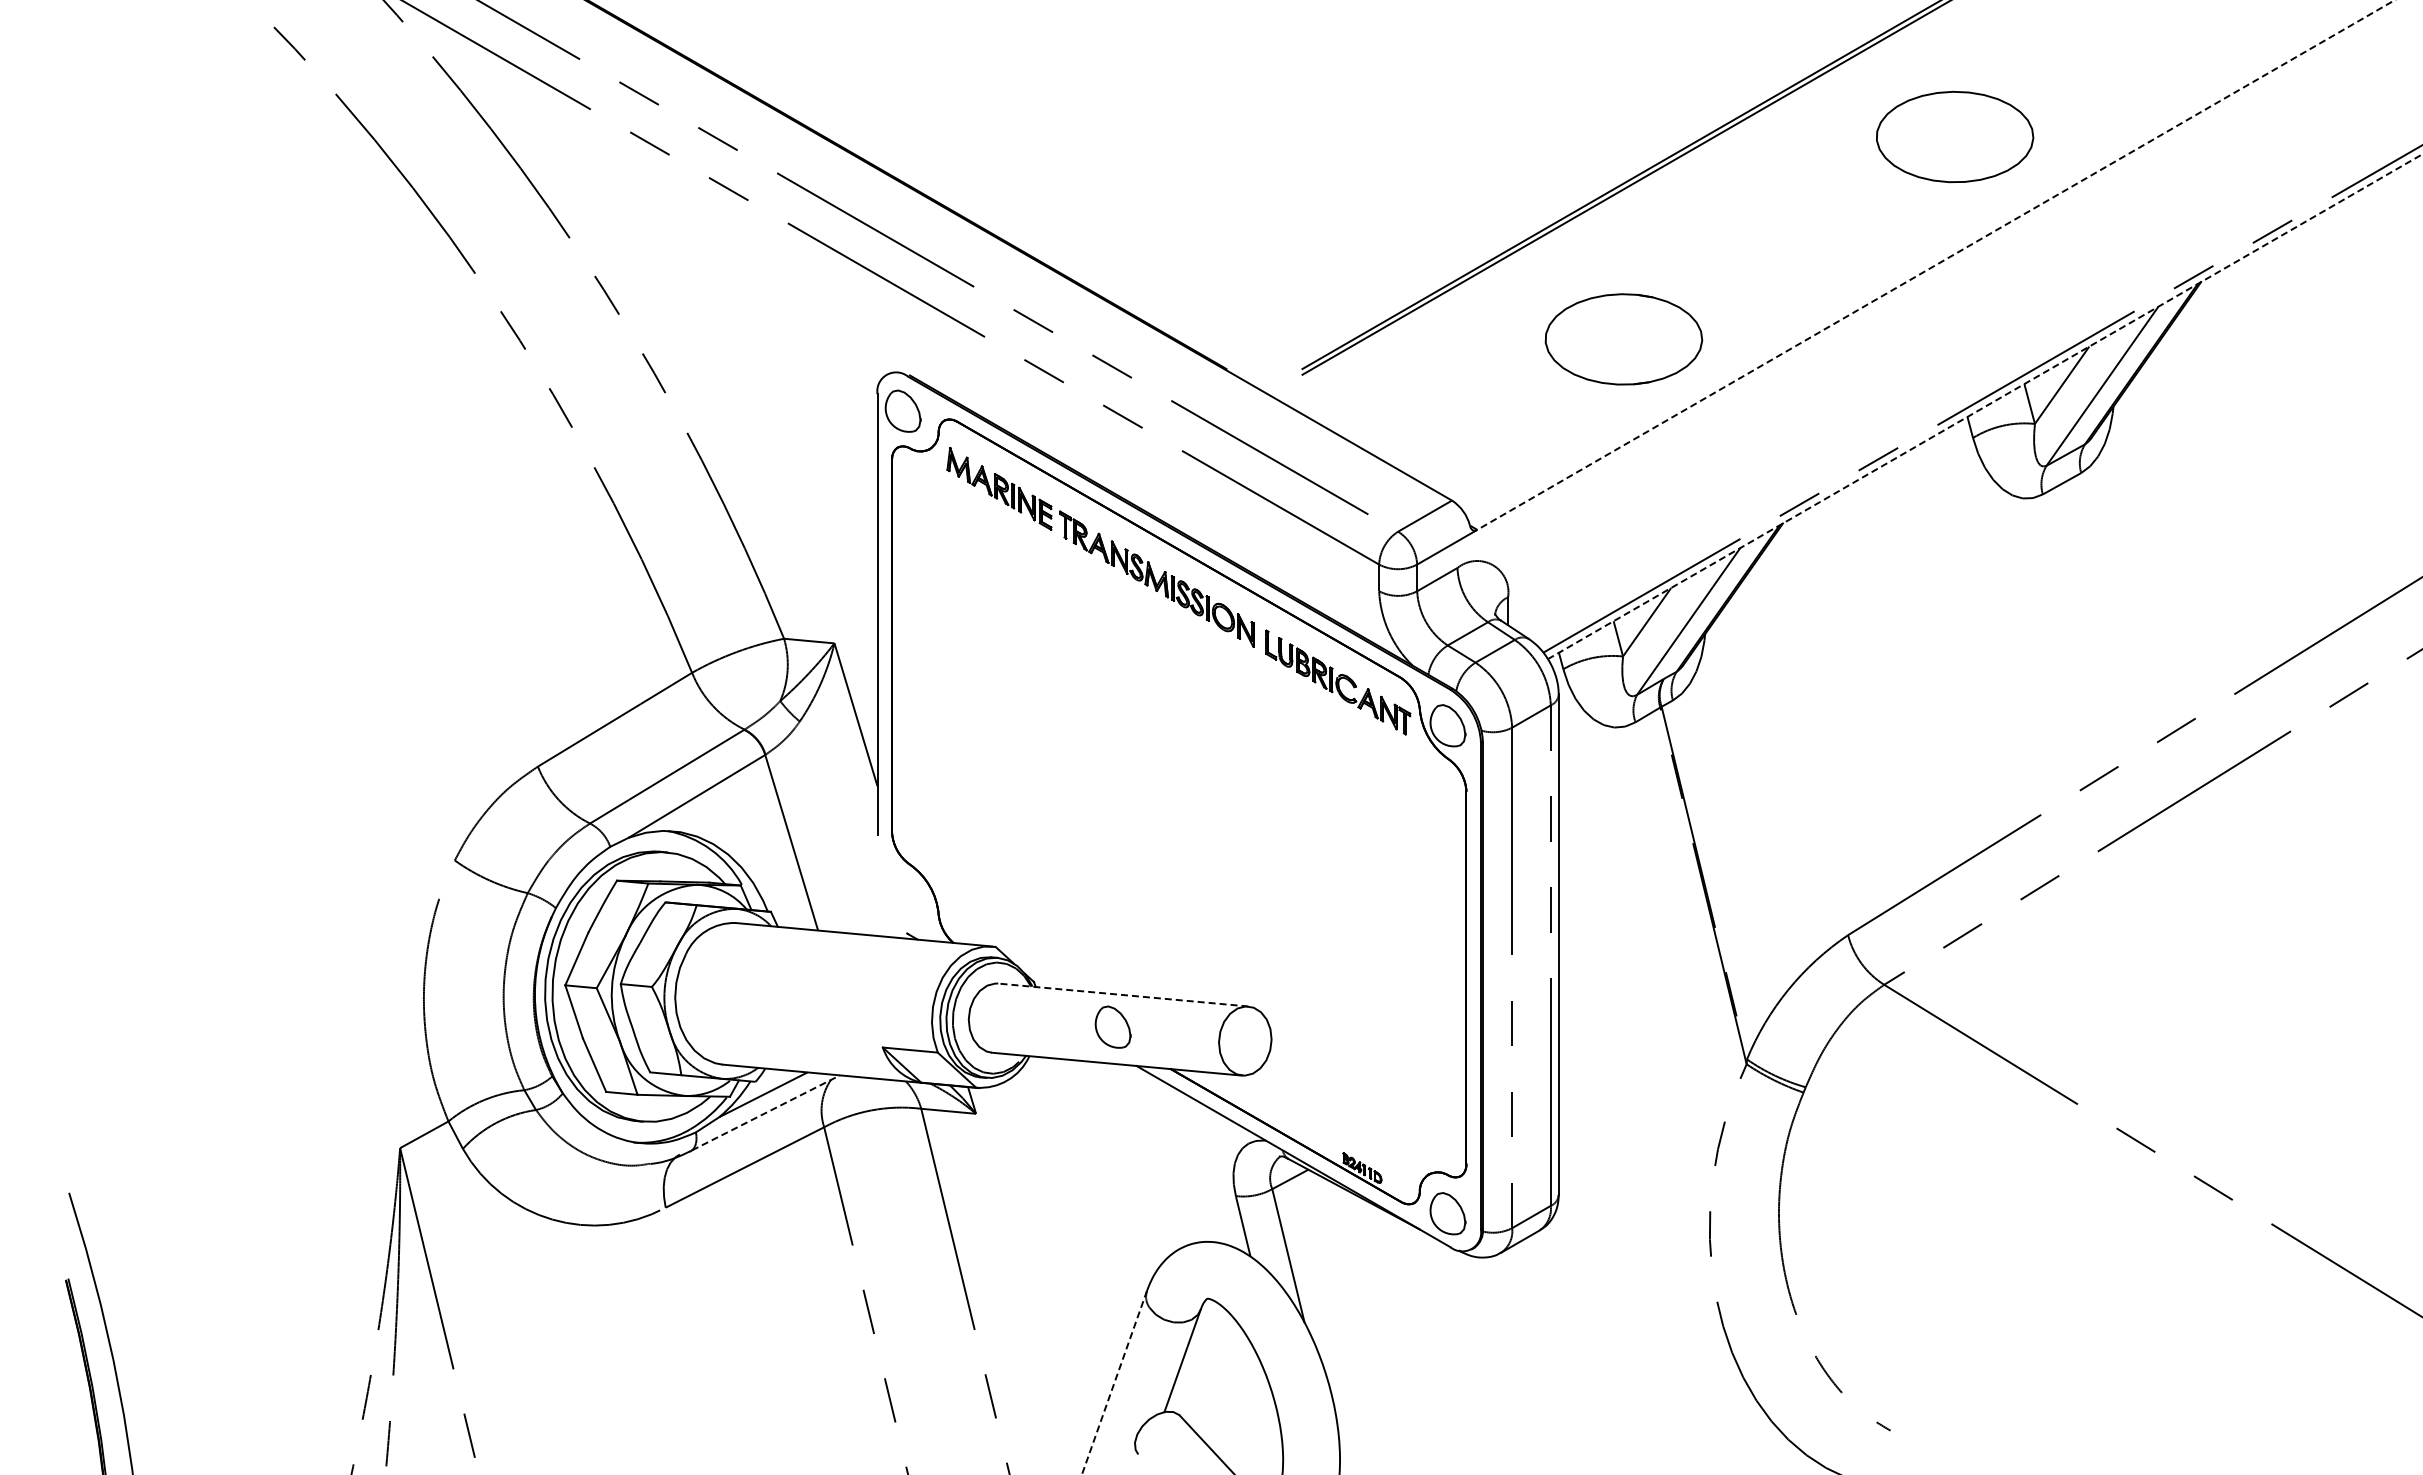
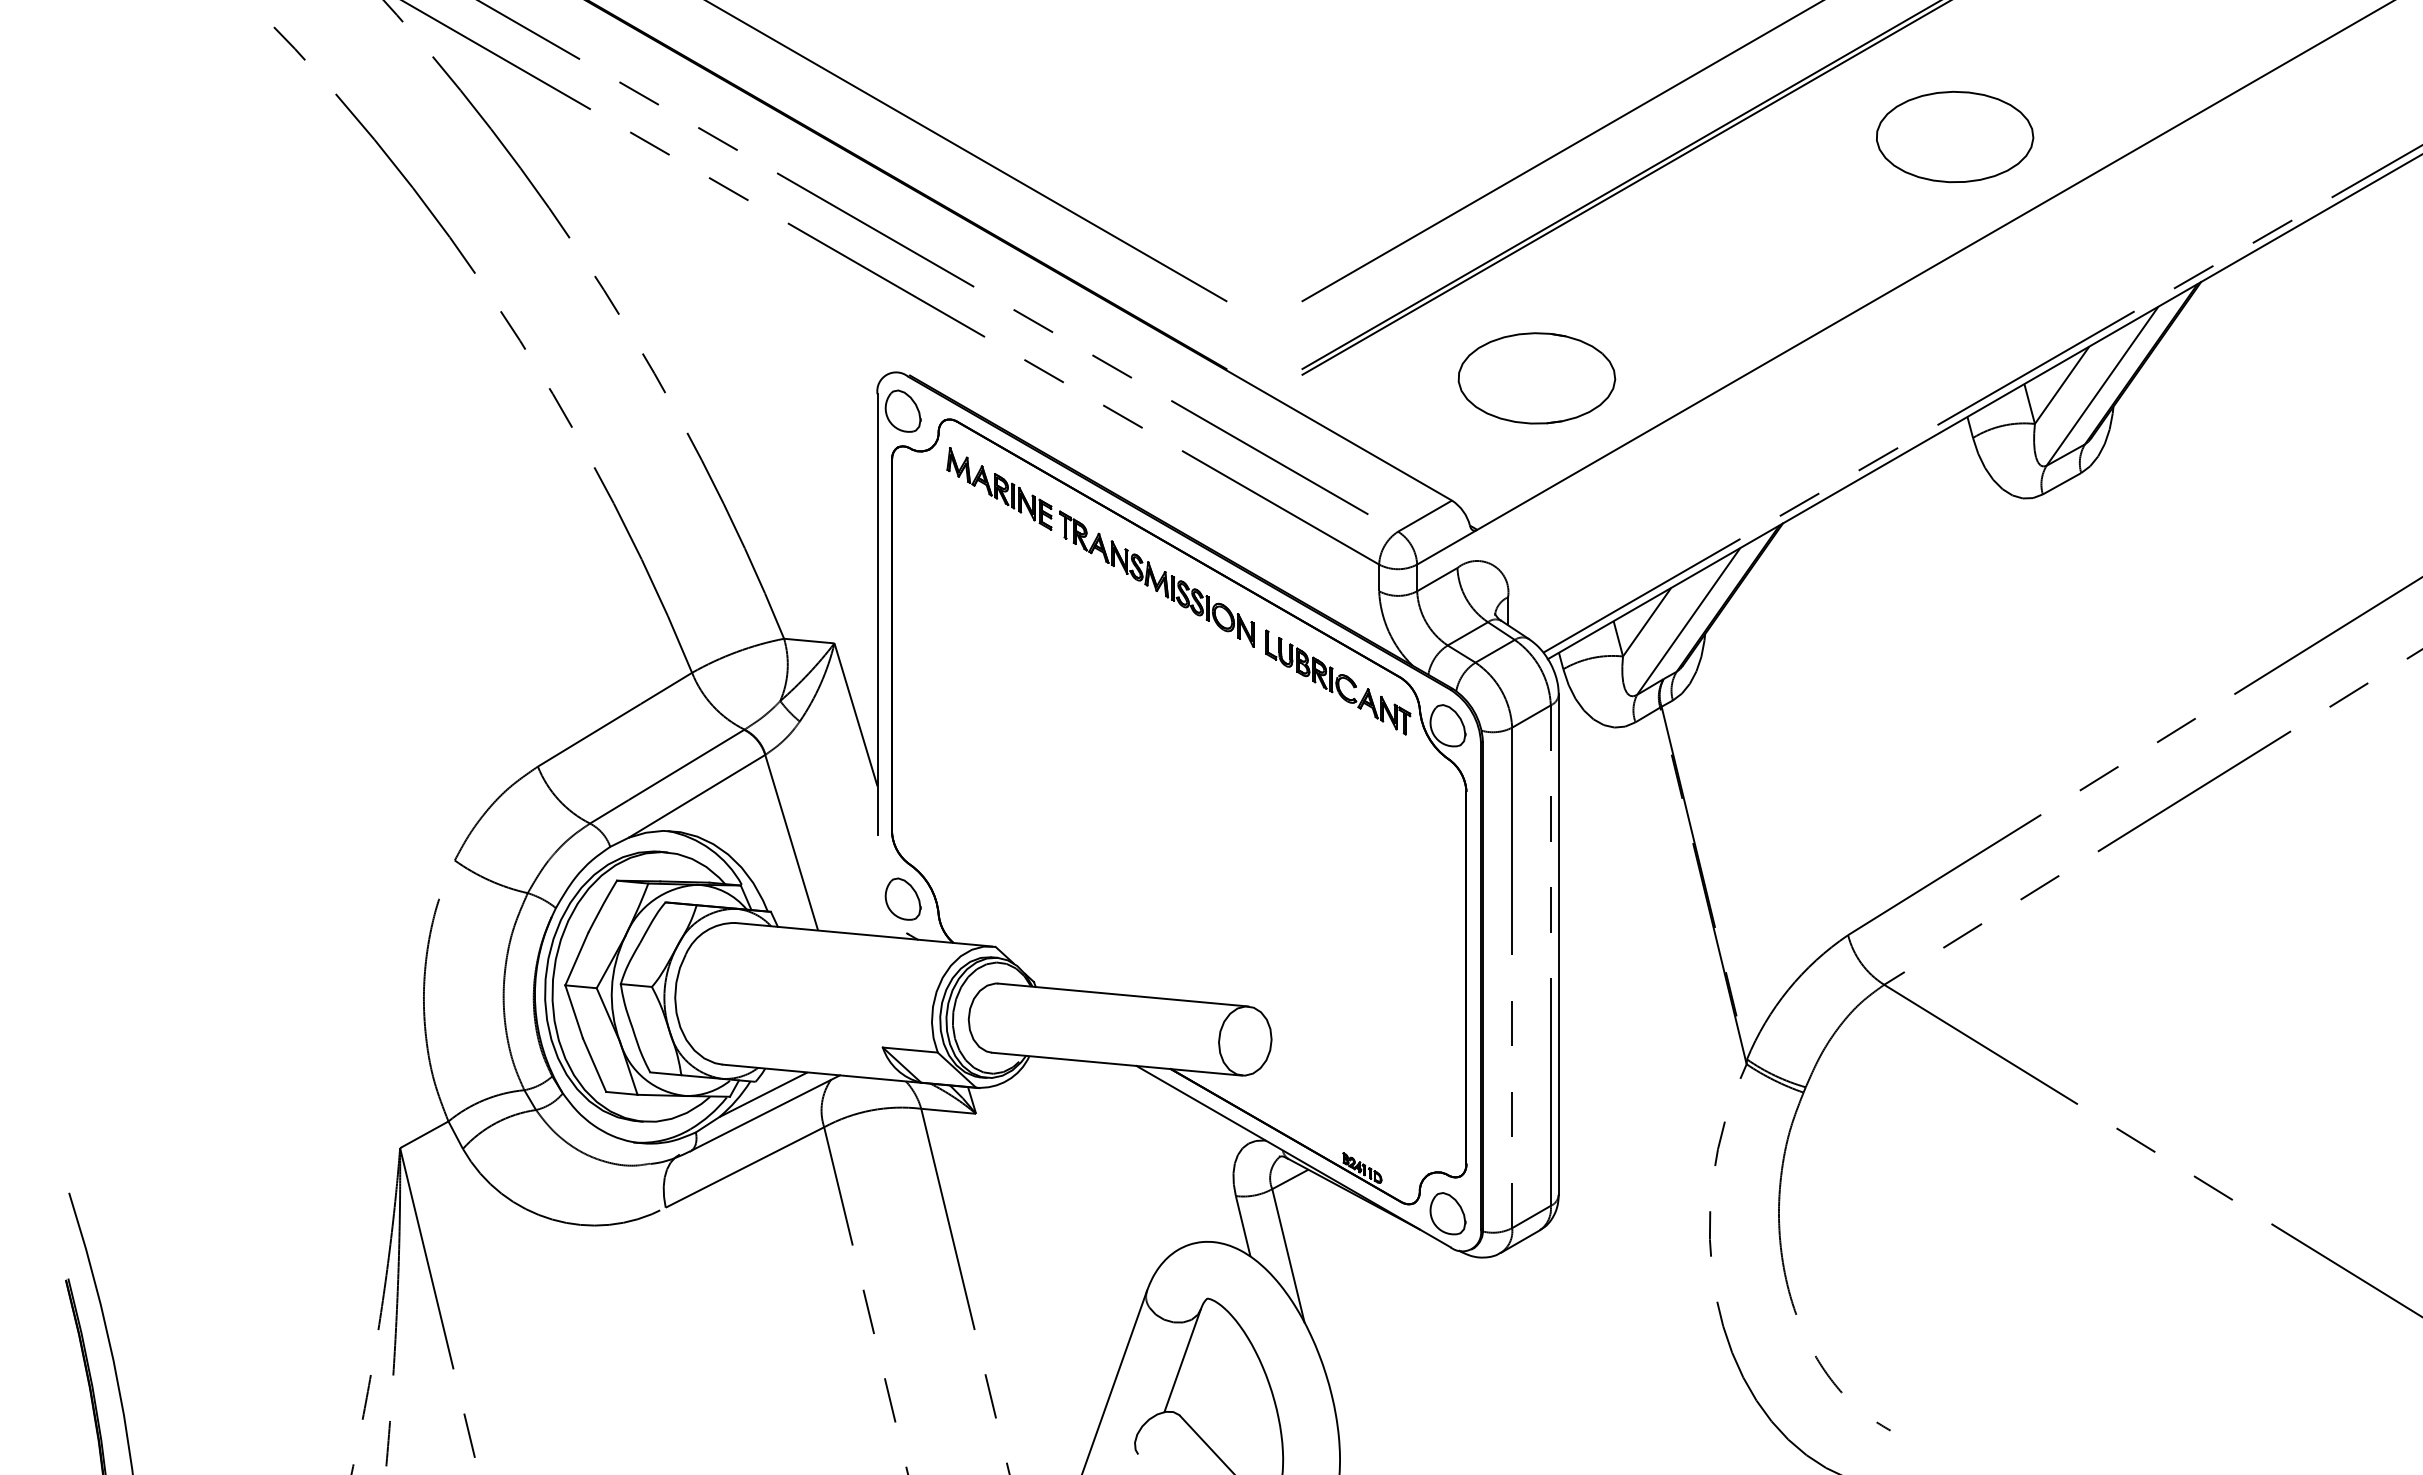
line: none -> present (967, 151)
line: none -> present (1561, 151)
line: dashed -> solid (1936, 265)
part position: (1623, 339) -> (1536, 378) (1536, 378)
line: dashed -> solid (1985, 406)
line: dashed -> solid (1123, 995)
part position: (1112, 1026) -> (902, 898) (902, 898)
line: dashed -> solid (766, 1112)
line: dashed -> solid (1114, 1383)
